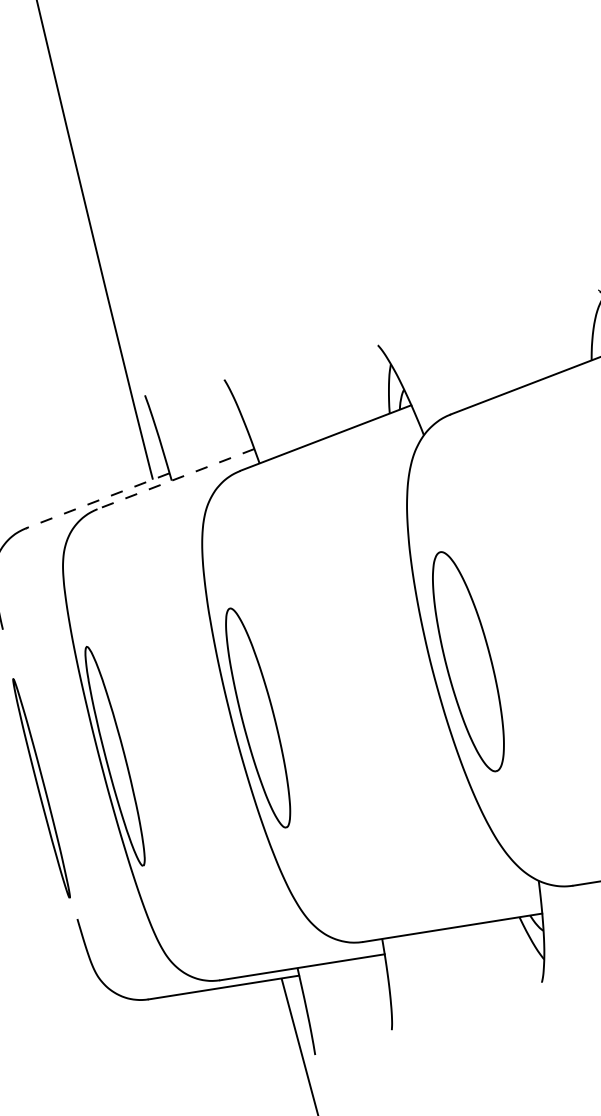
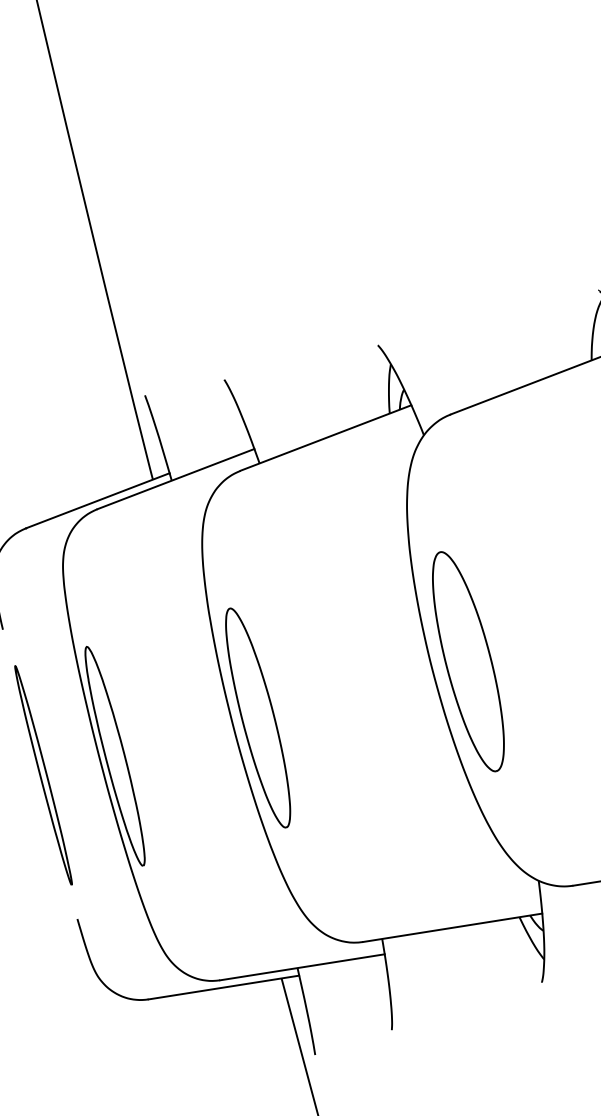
line: dashed -> solid (175, 479)
line: dashed -> solid (97, 500)
part position: (41, 788) -> (43, 775) (43, 775)
